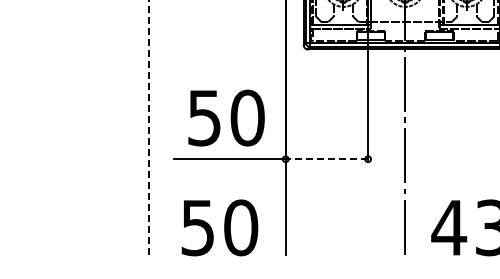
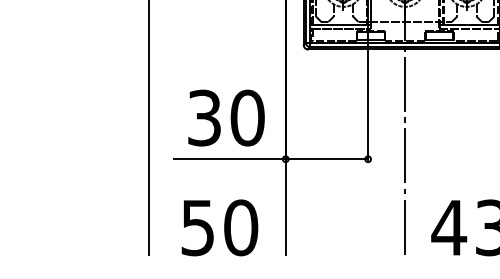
text: 50 -> 30 (204, 117)
line: dashed -> solid (148, 127)
line: dashed -> solid (326, 159)
